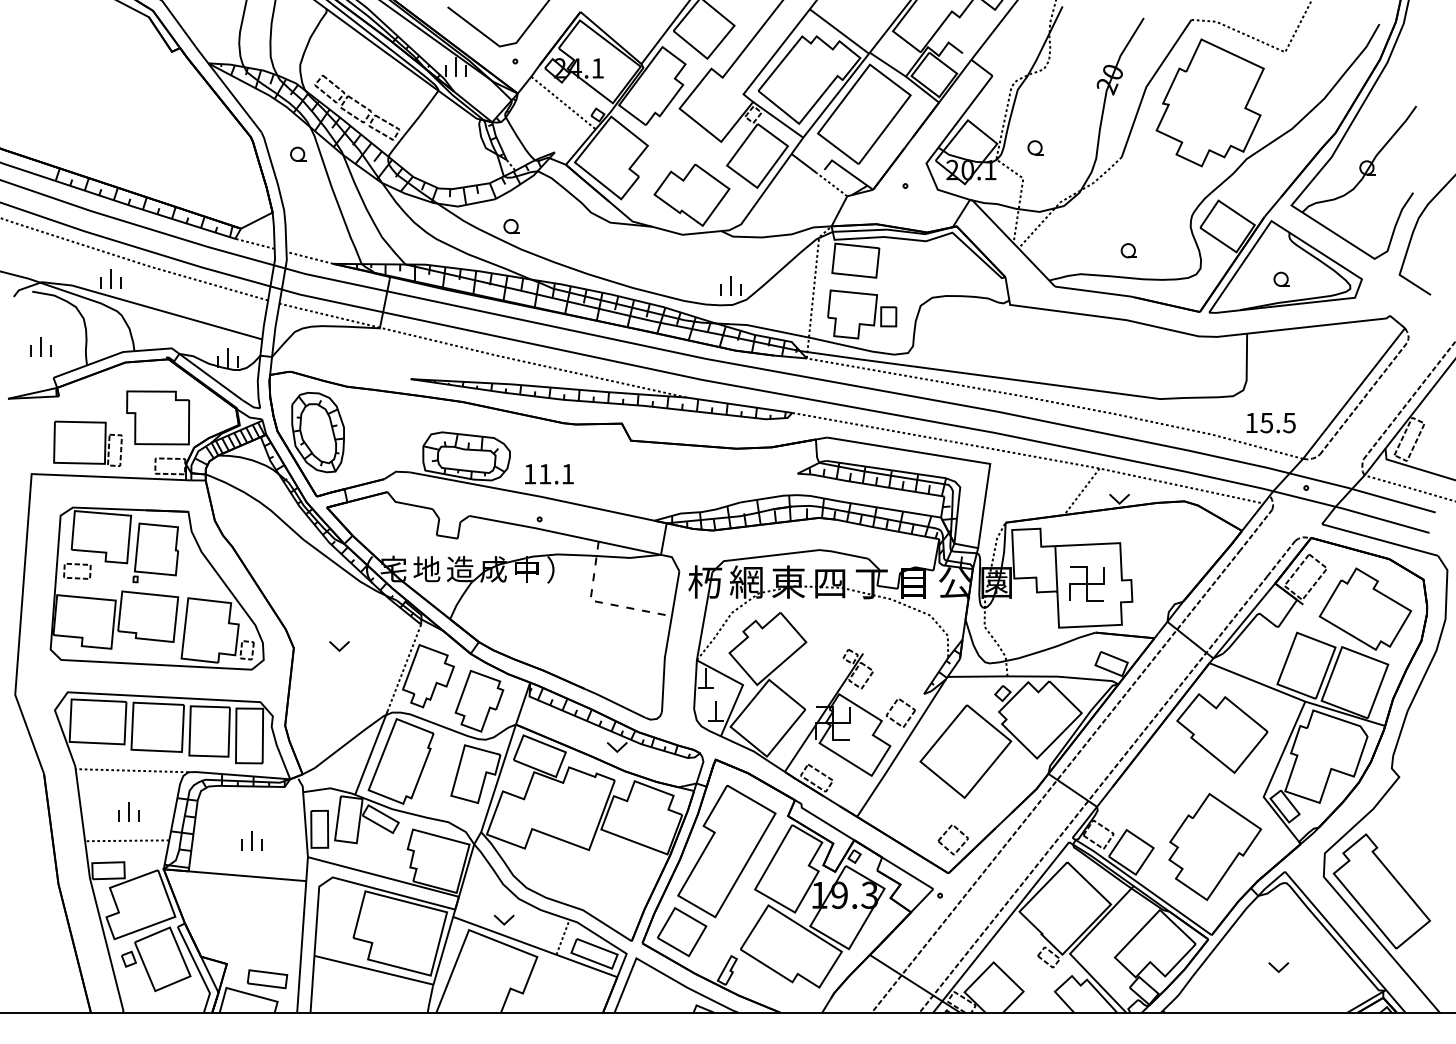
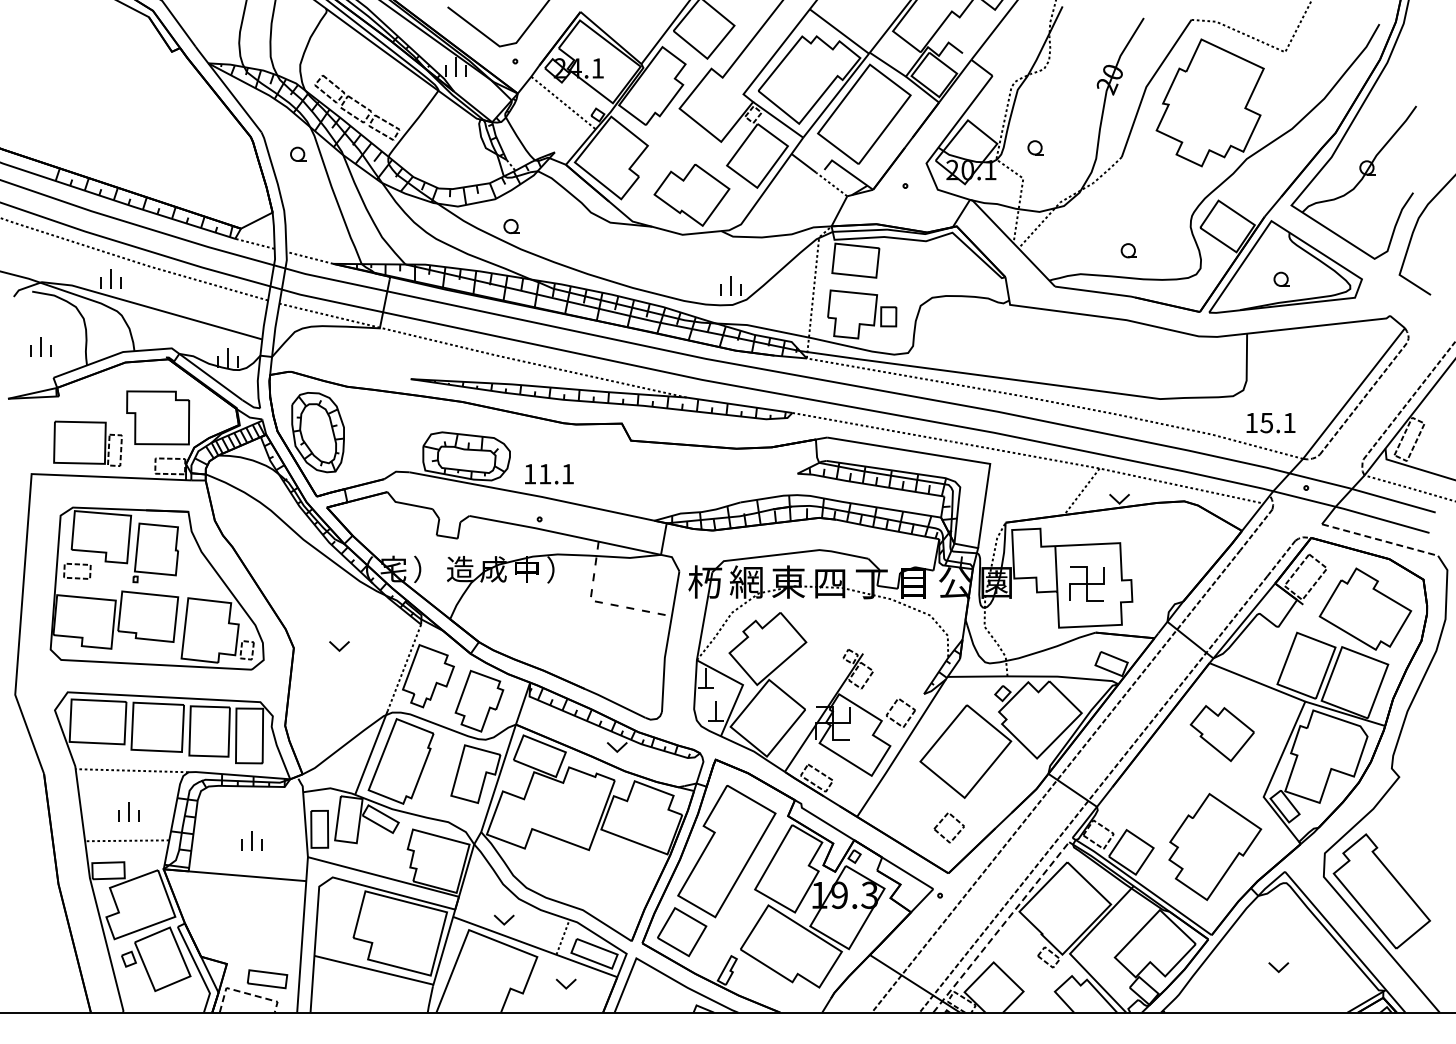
text: 15.5 -> 15.1 (1289, 423)
line: solid -> dashed (1380, 540)
text: 地 -> ） (426, 569)
part size: 93x81 px -> 66x57 px (1221, 733)
part position: (946, 833) -> (942, 821) (942, 821)
line: solid -> dashed (1000, 927)
part: none -> present (566, 983)
line: solid -> dashed (245, 993)
